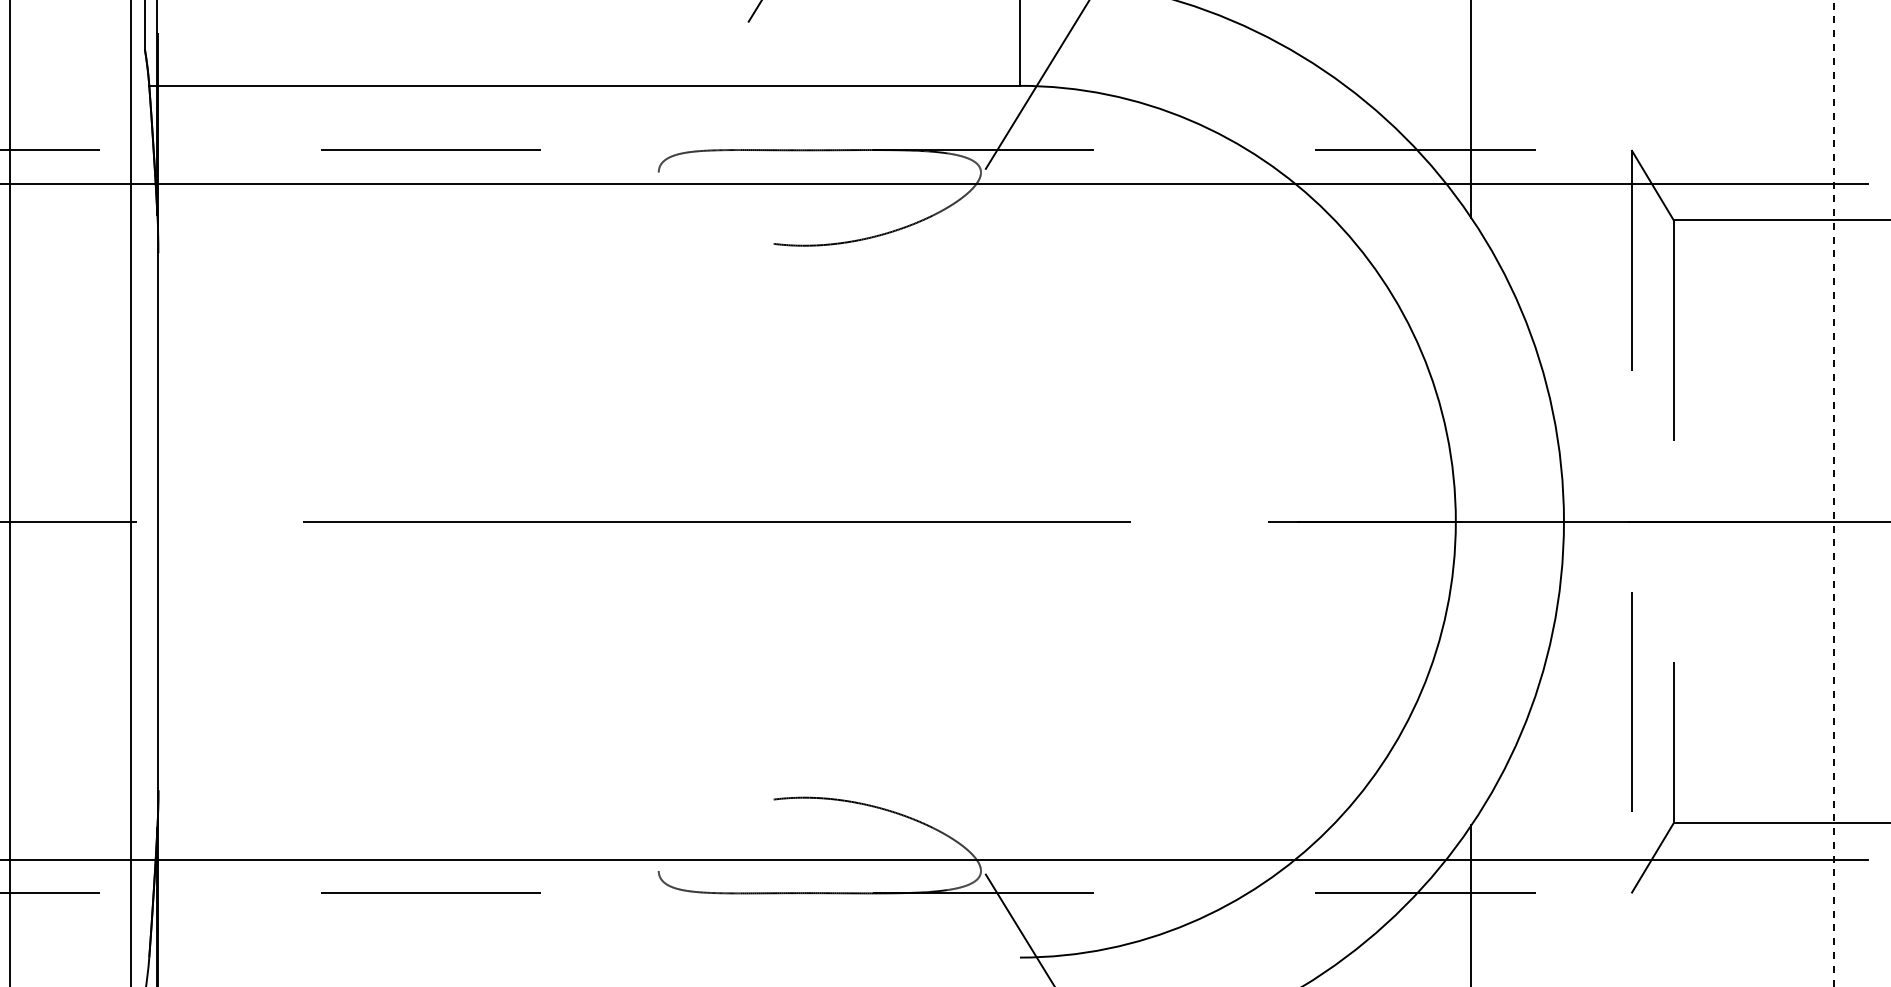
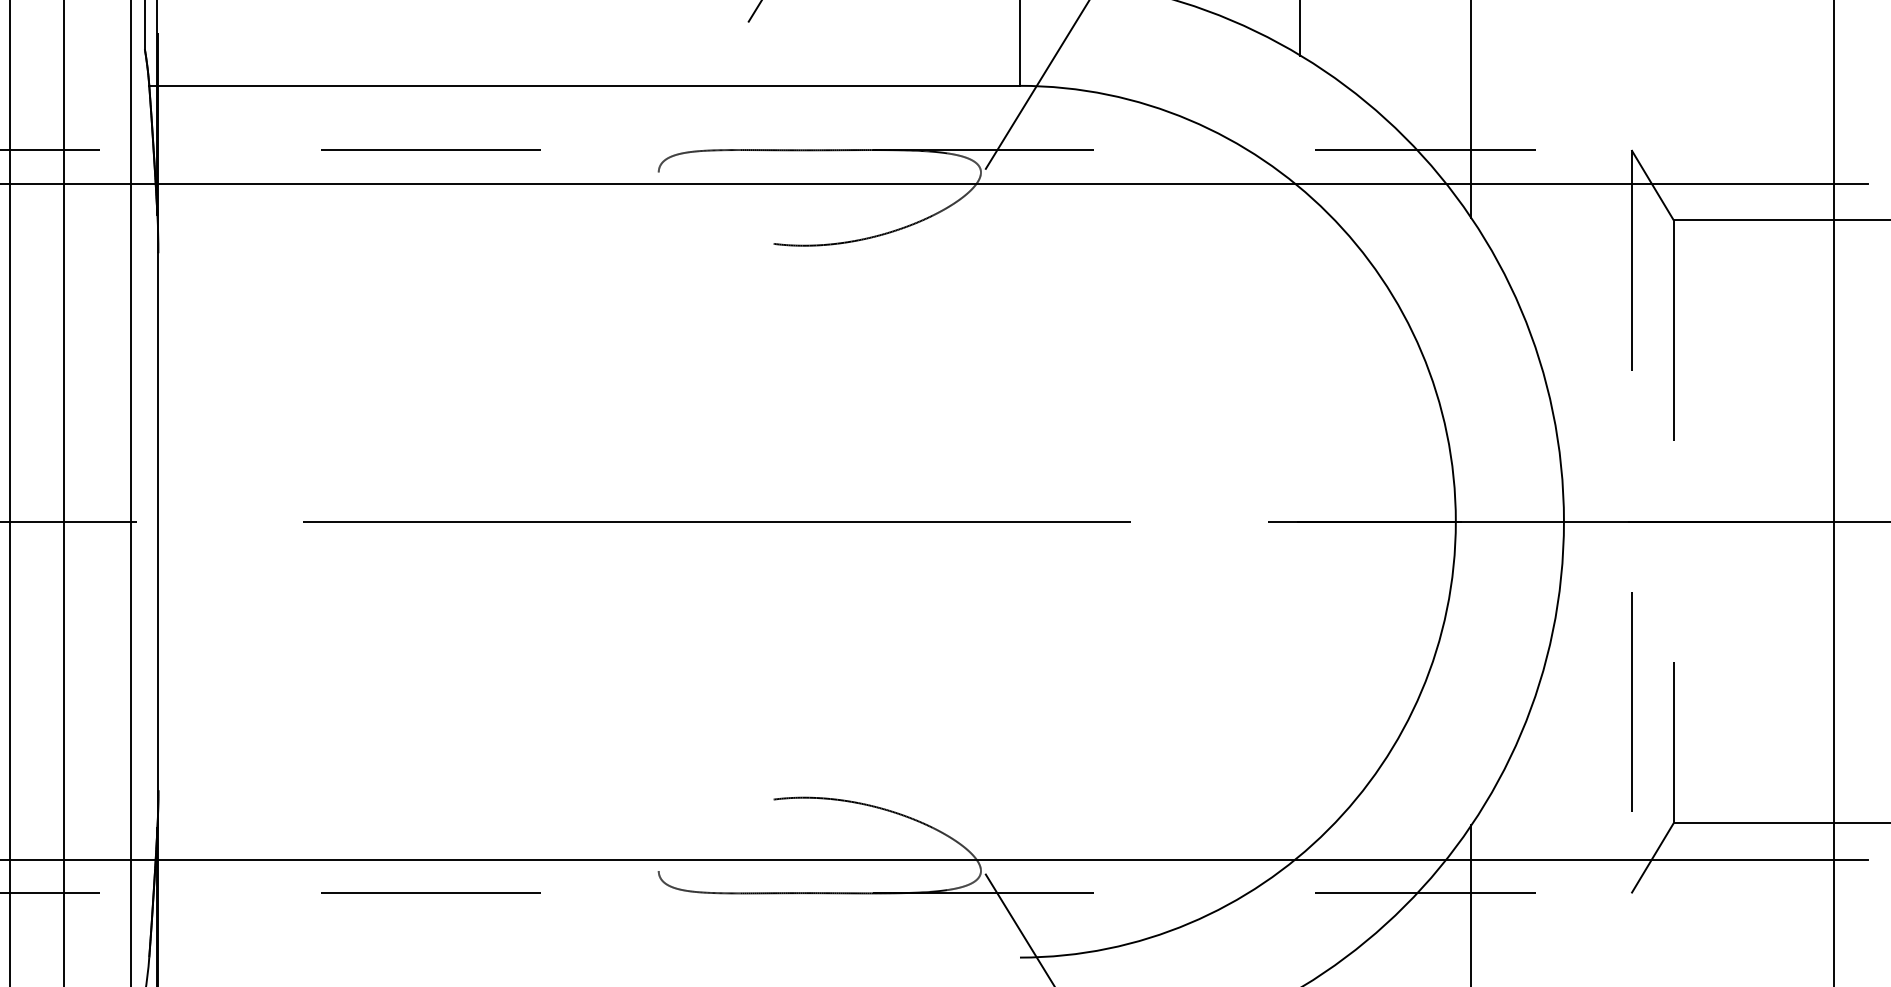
line: none -> present (1300, 28)
line: none -> present (63, 492)
line: dashed -> solid (1834, 493)
